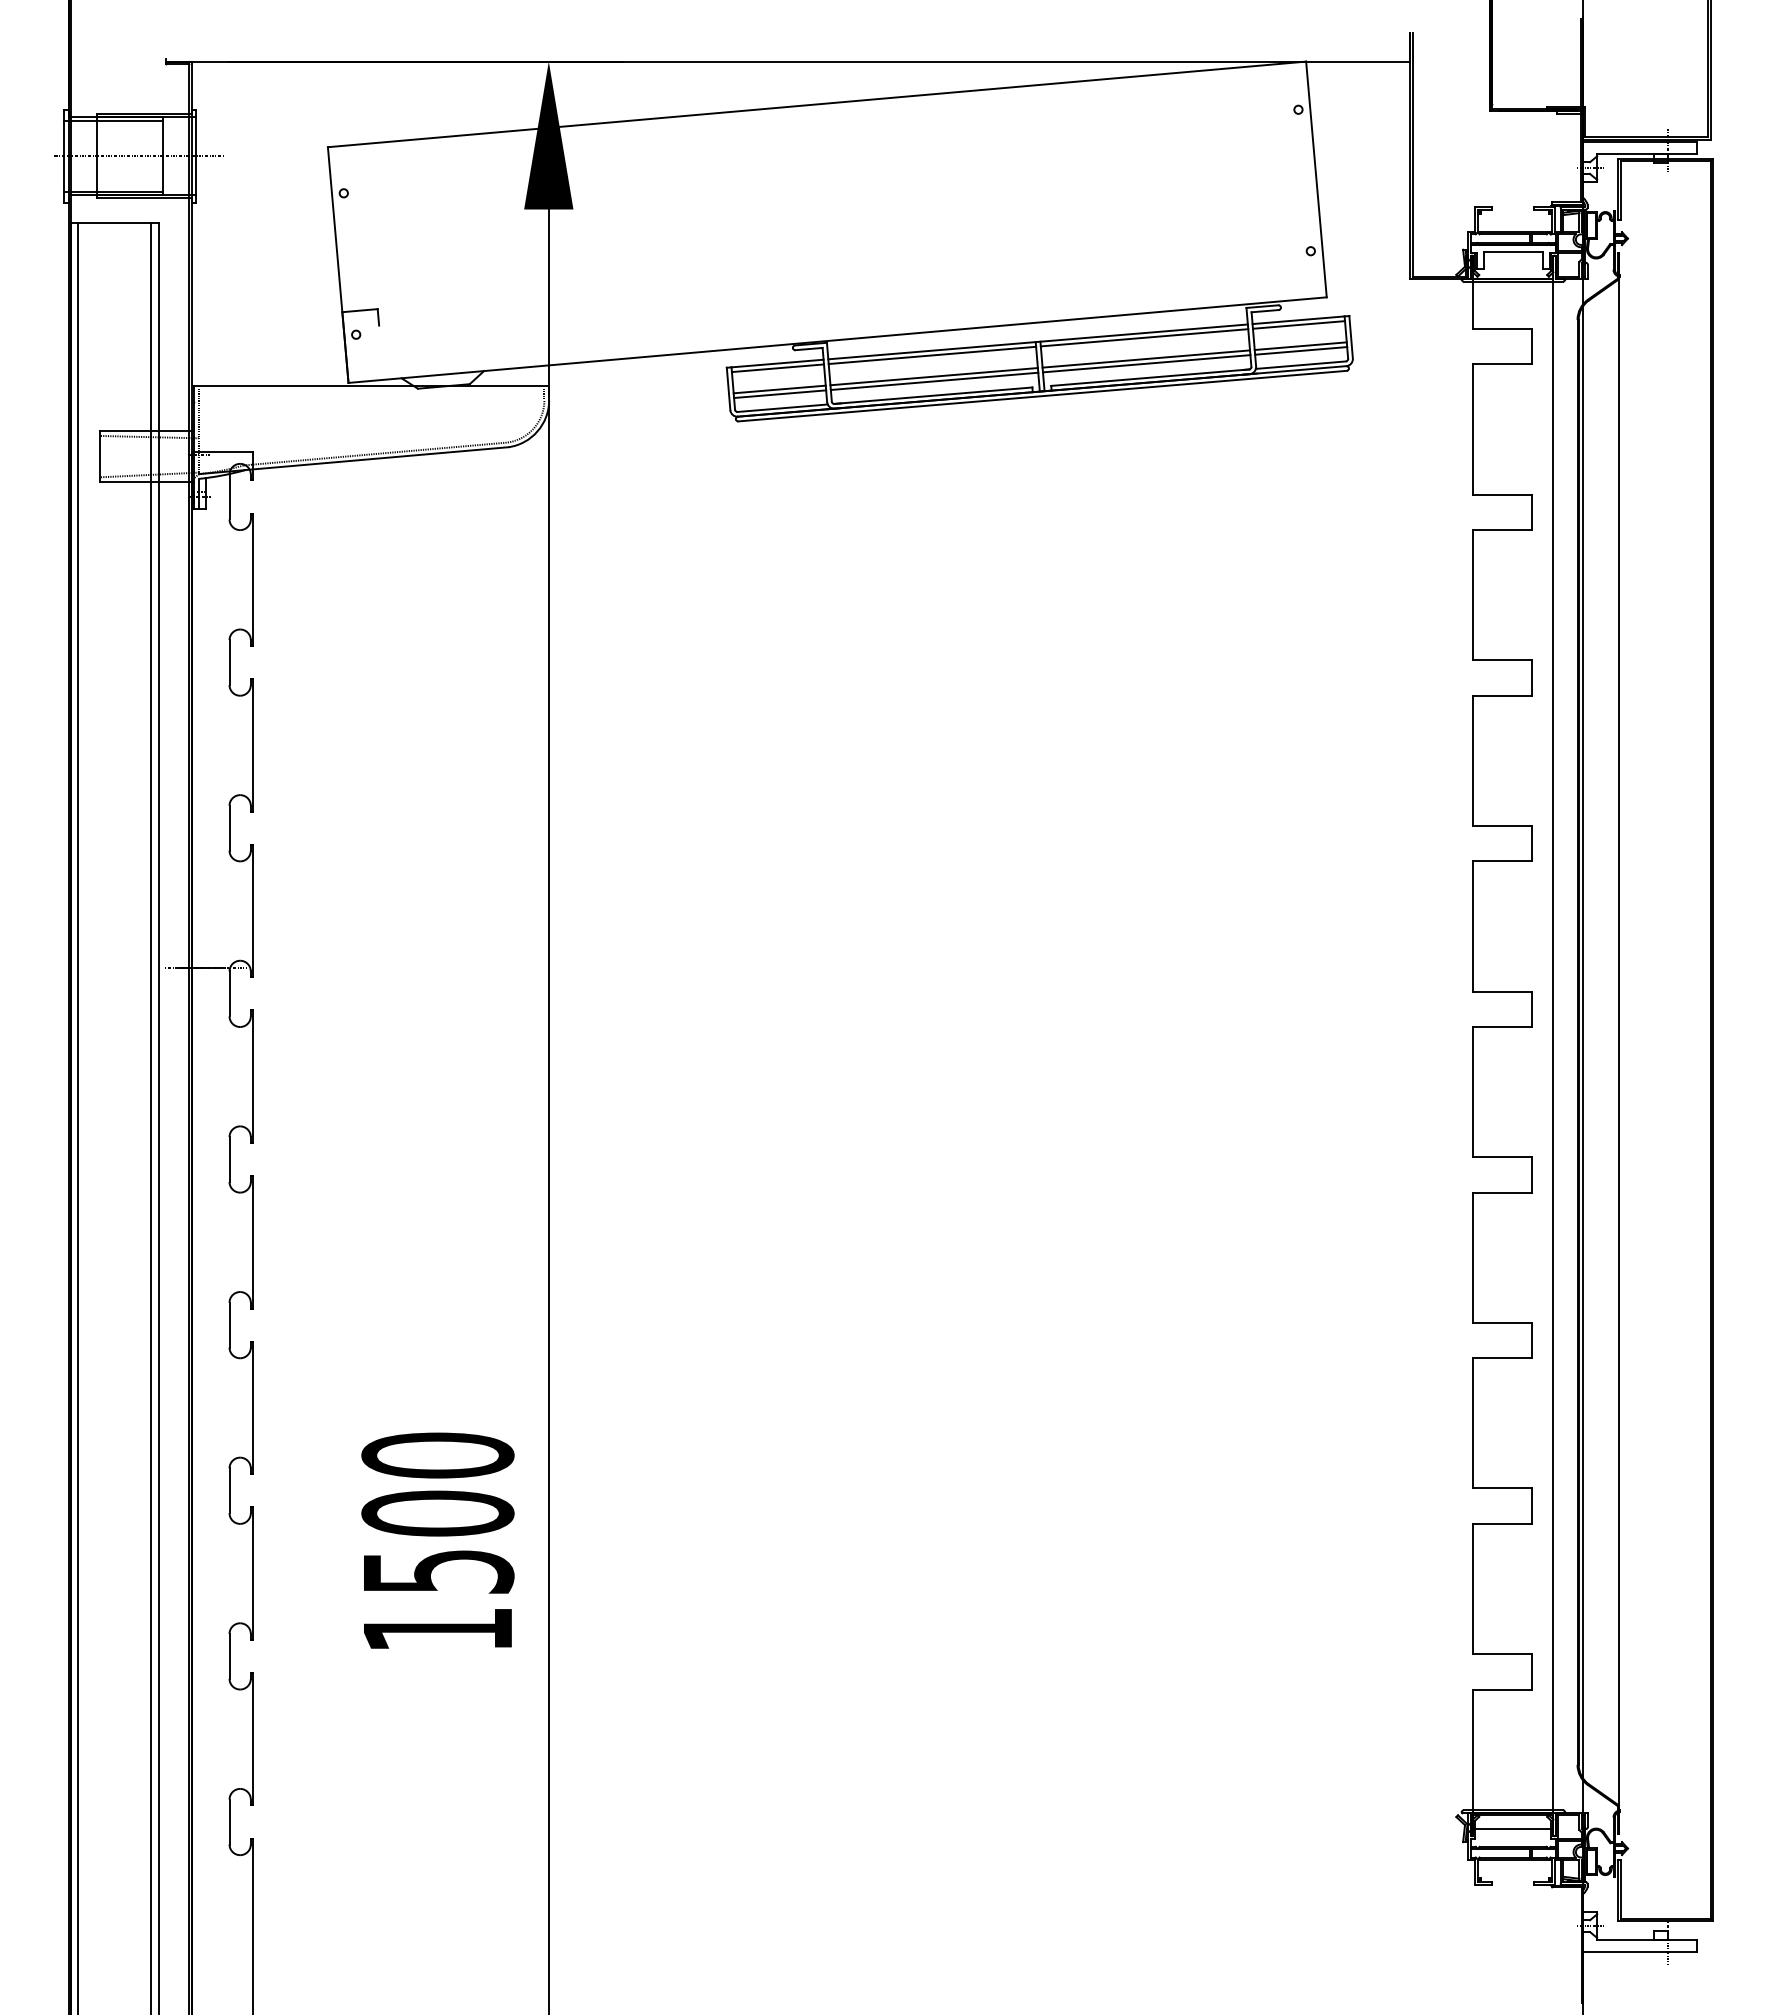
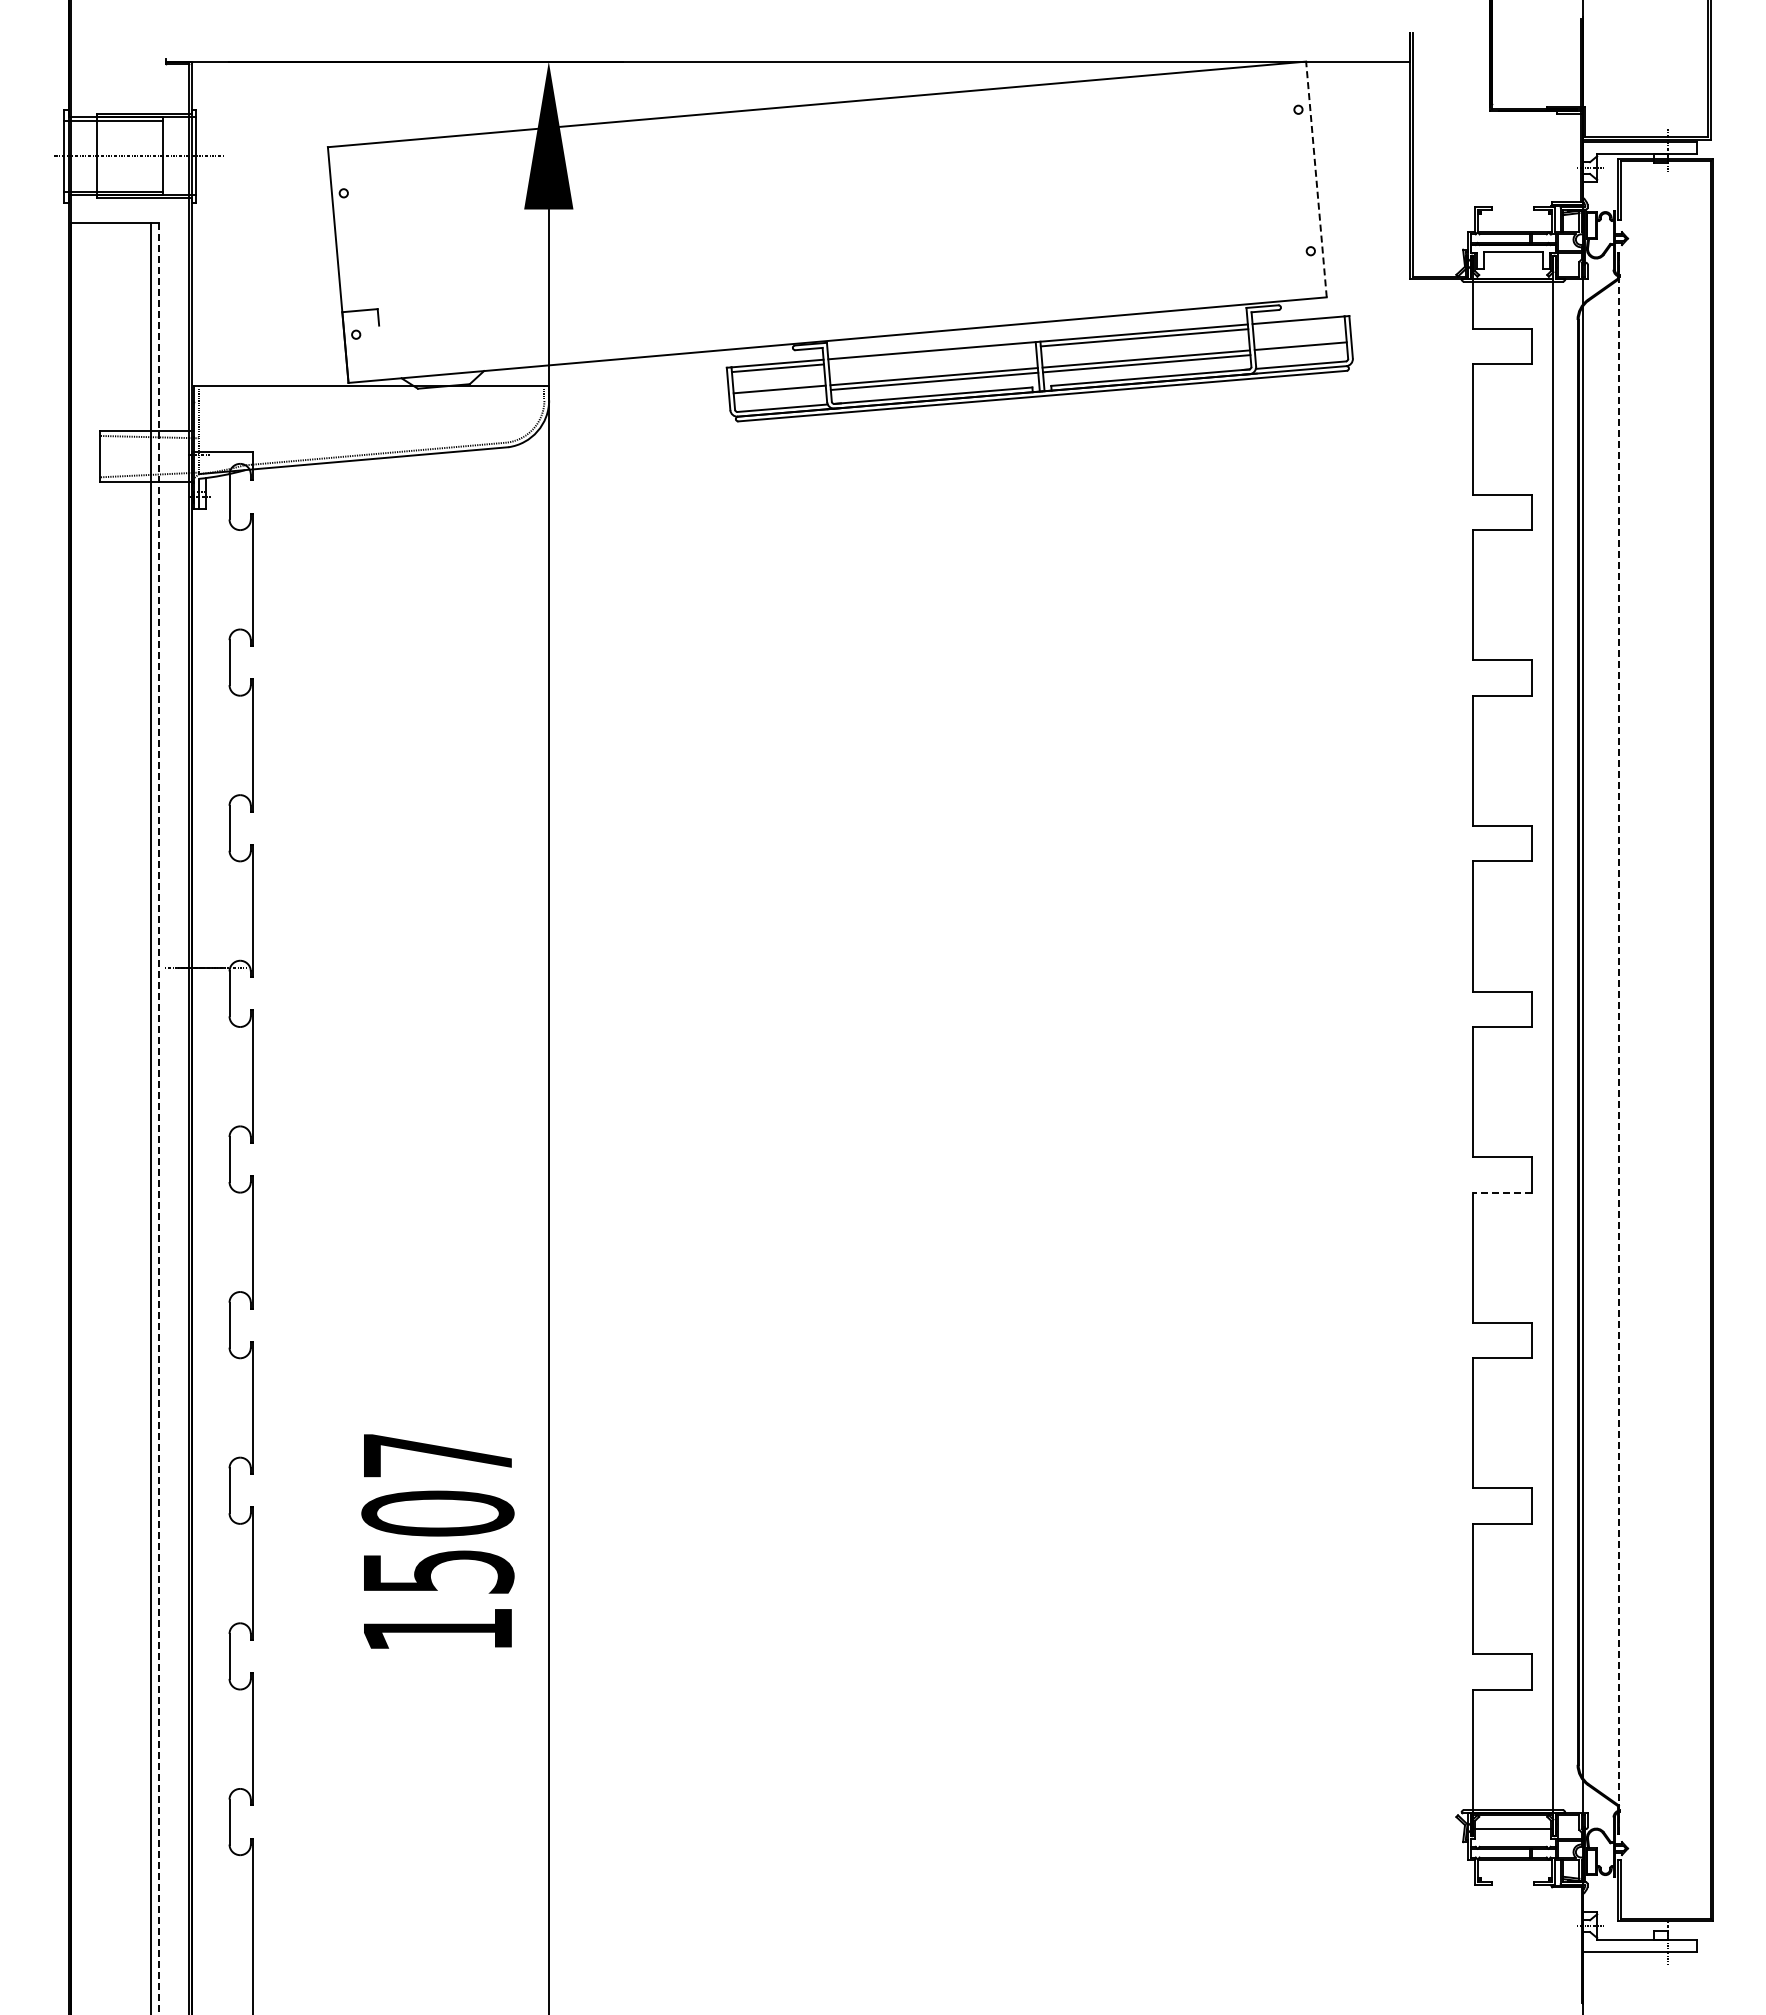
line: solid -> dashed (1316, 178)
line: present -> none (1298, 324)
line: present -> none (1301, 350)
line: present -> none (932, 355)
line: present -> none (780, 394)
line: solid -> dashed (1618, 1043)
line: present -> none (78, 1116)
line: solid -> dashed (158, 1118)
line: solid -> dashed (1502, 1192)
text: 1500 -> 1507 (437, 1455)
